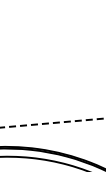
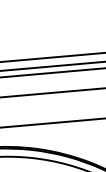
line: none -> present (52, 57)
line: none -> present (52, 65)
line: none -> present (52, 72)
line: none -> present (52, 92)
line: dashed -> solid (53, 123)
